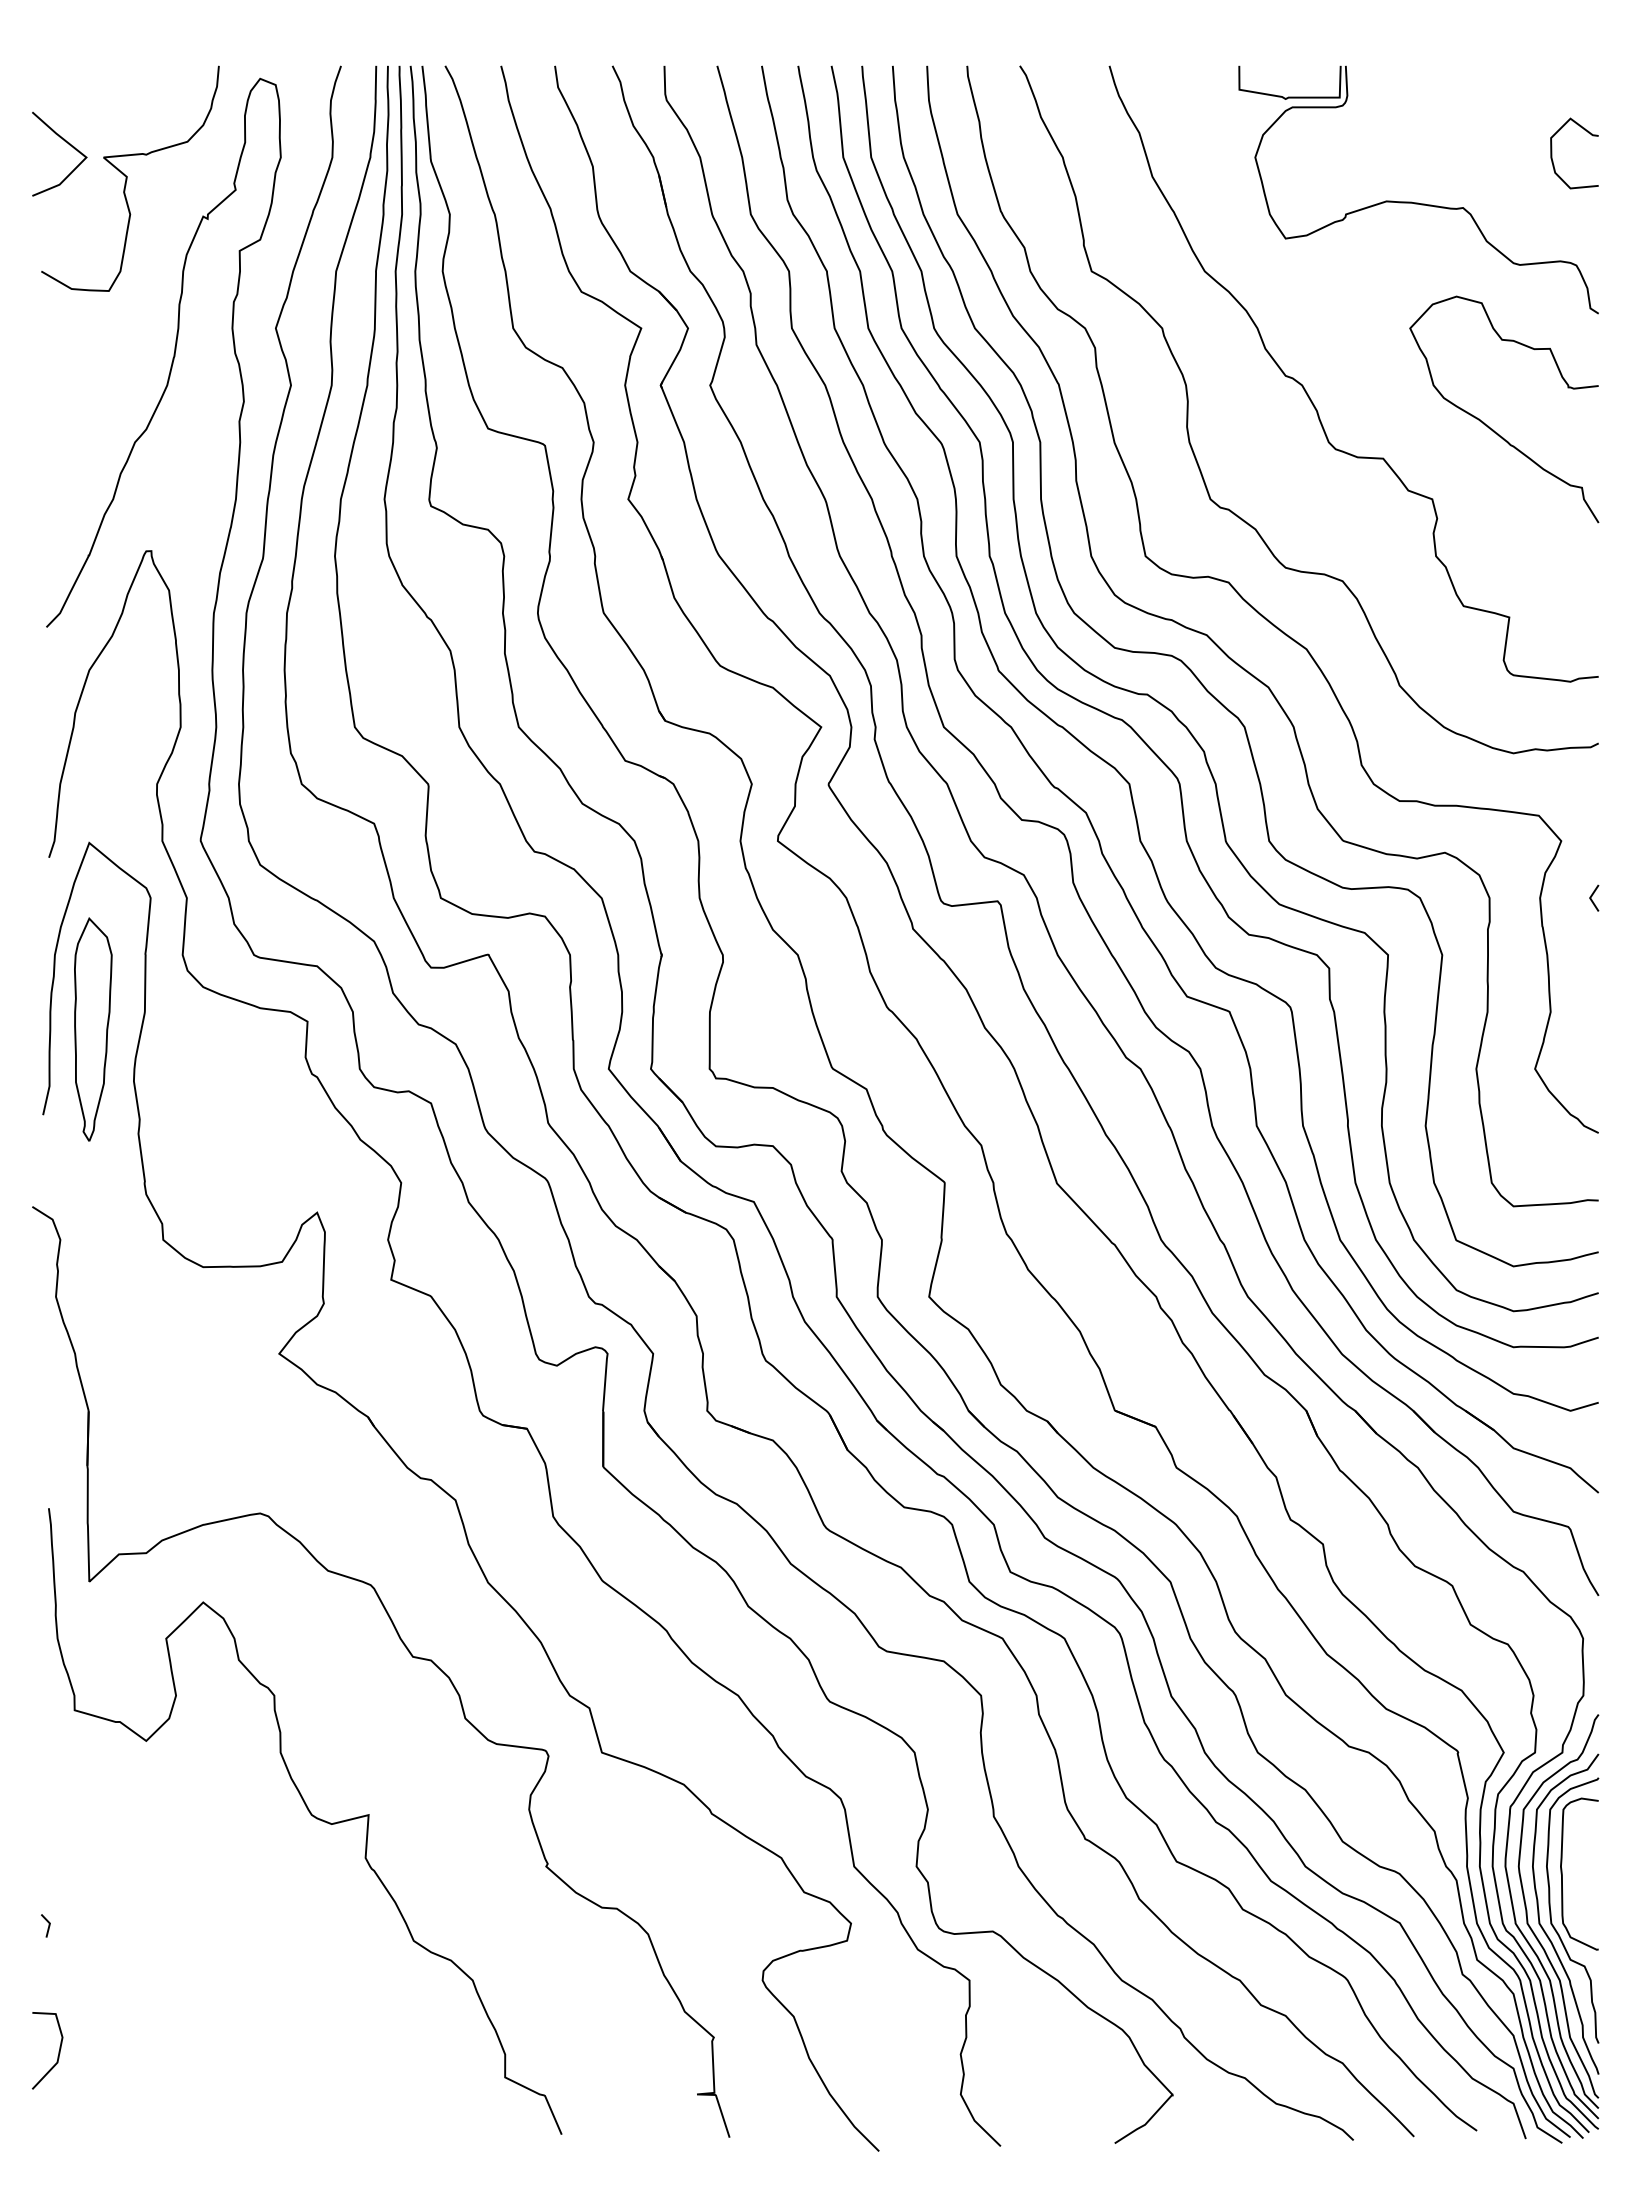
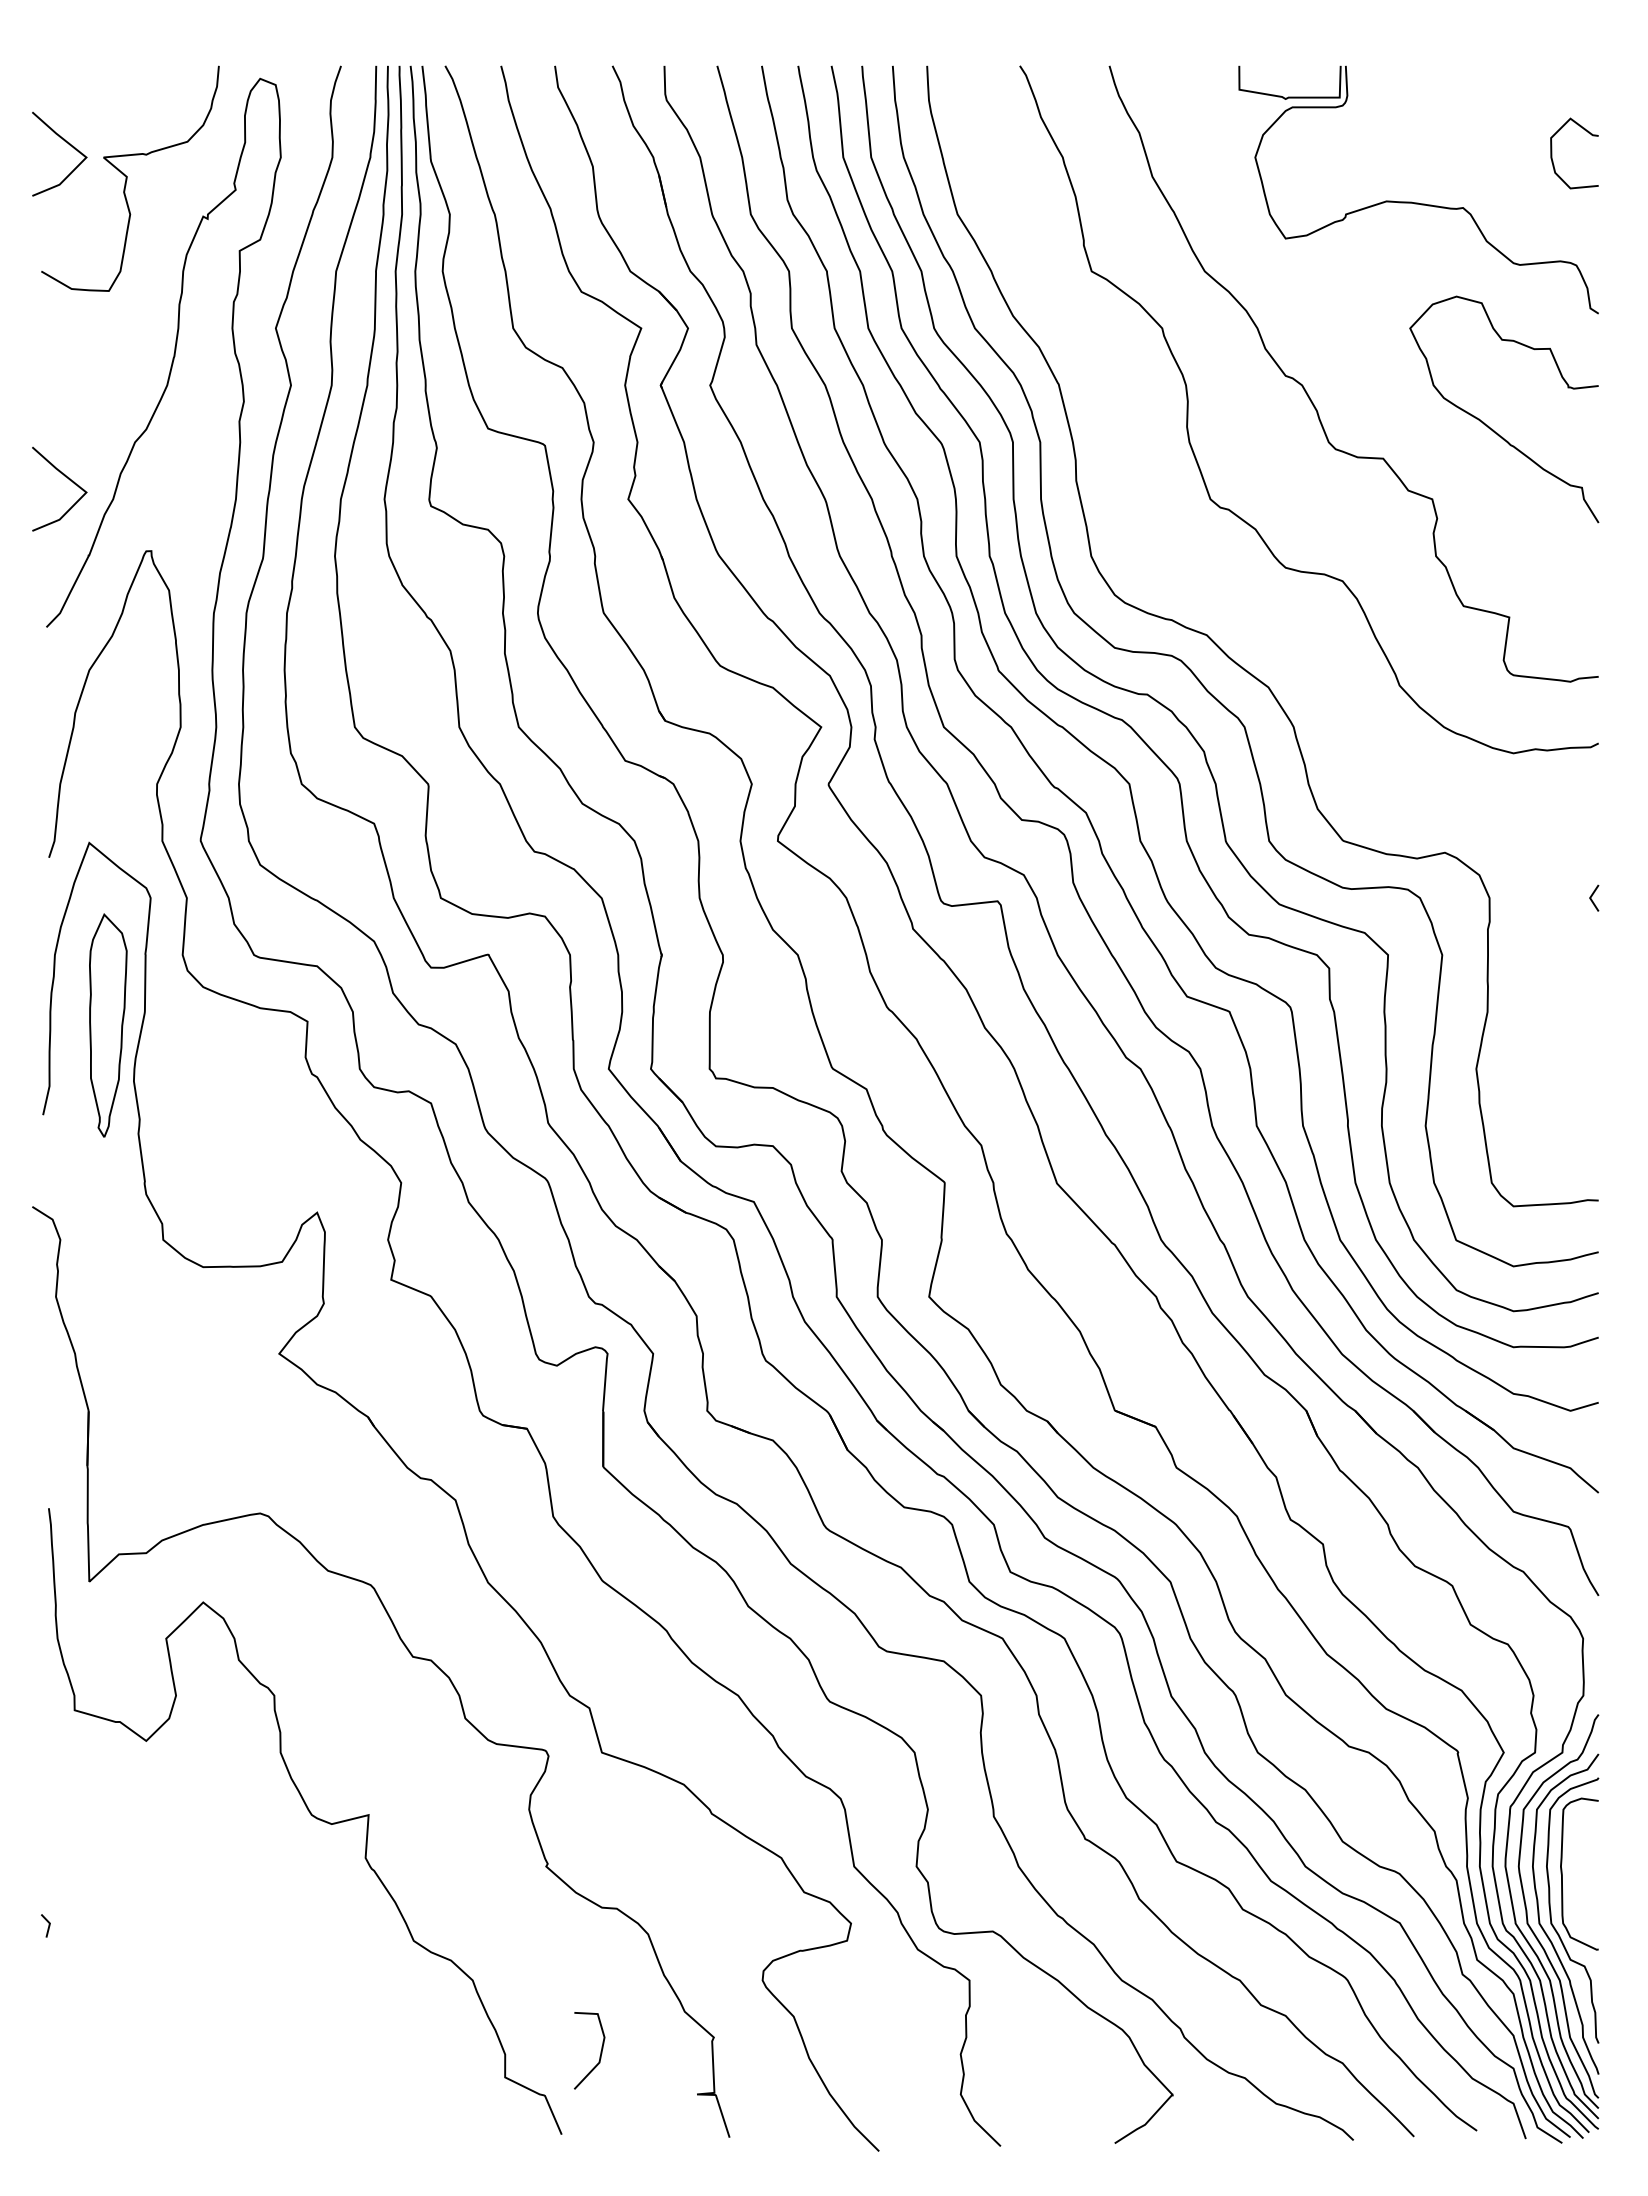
line: none -> present (65, 477)
curve: present -> none (1267, 618)
part position: (93, 1029) -> (108, 1025) (108, 1025)
line position: (58, 2051) -> (600, 2051) (600, 2051)
